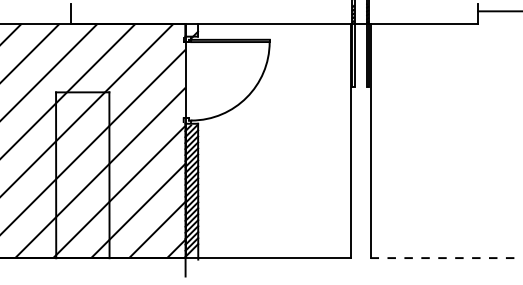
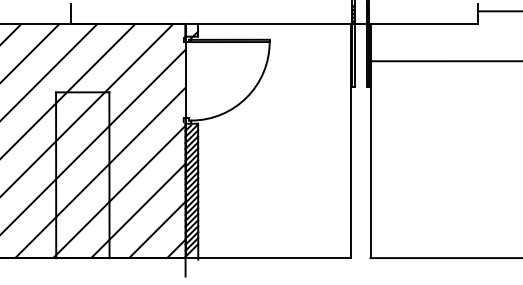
line: none -> present (444, 61)
line: dashed -> solid (446, 258)
